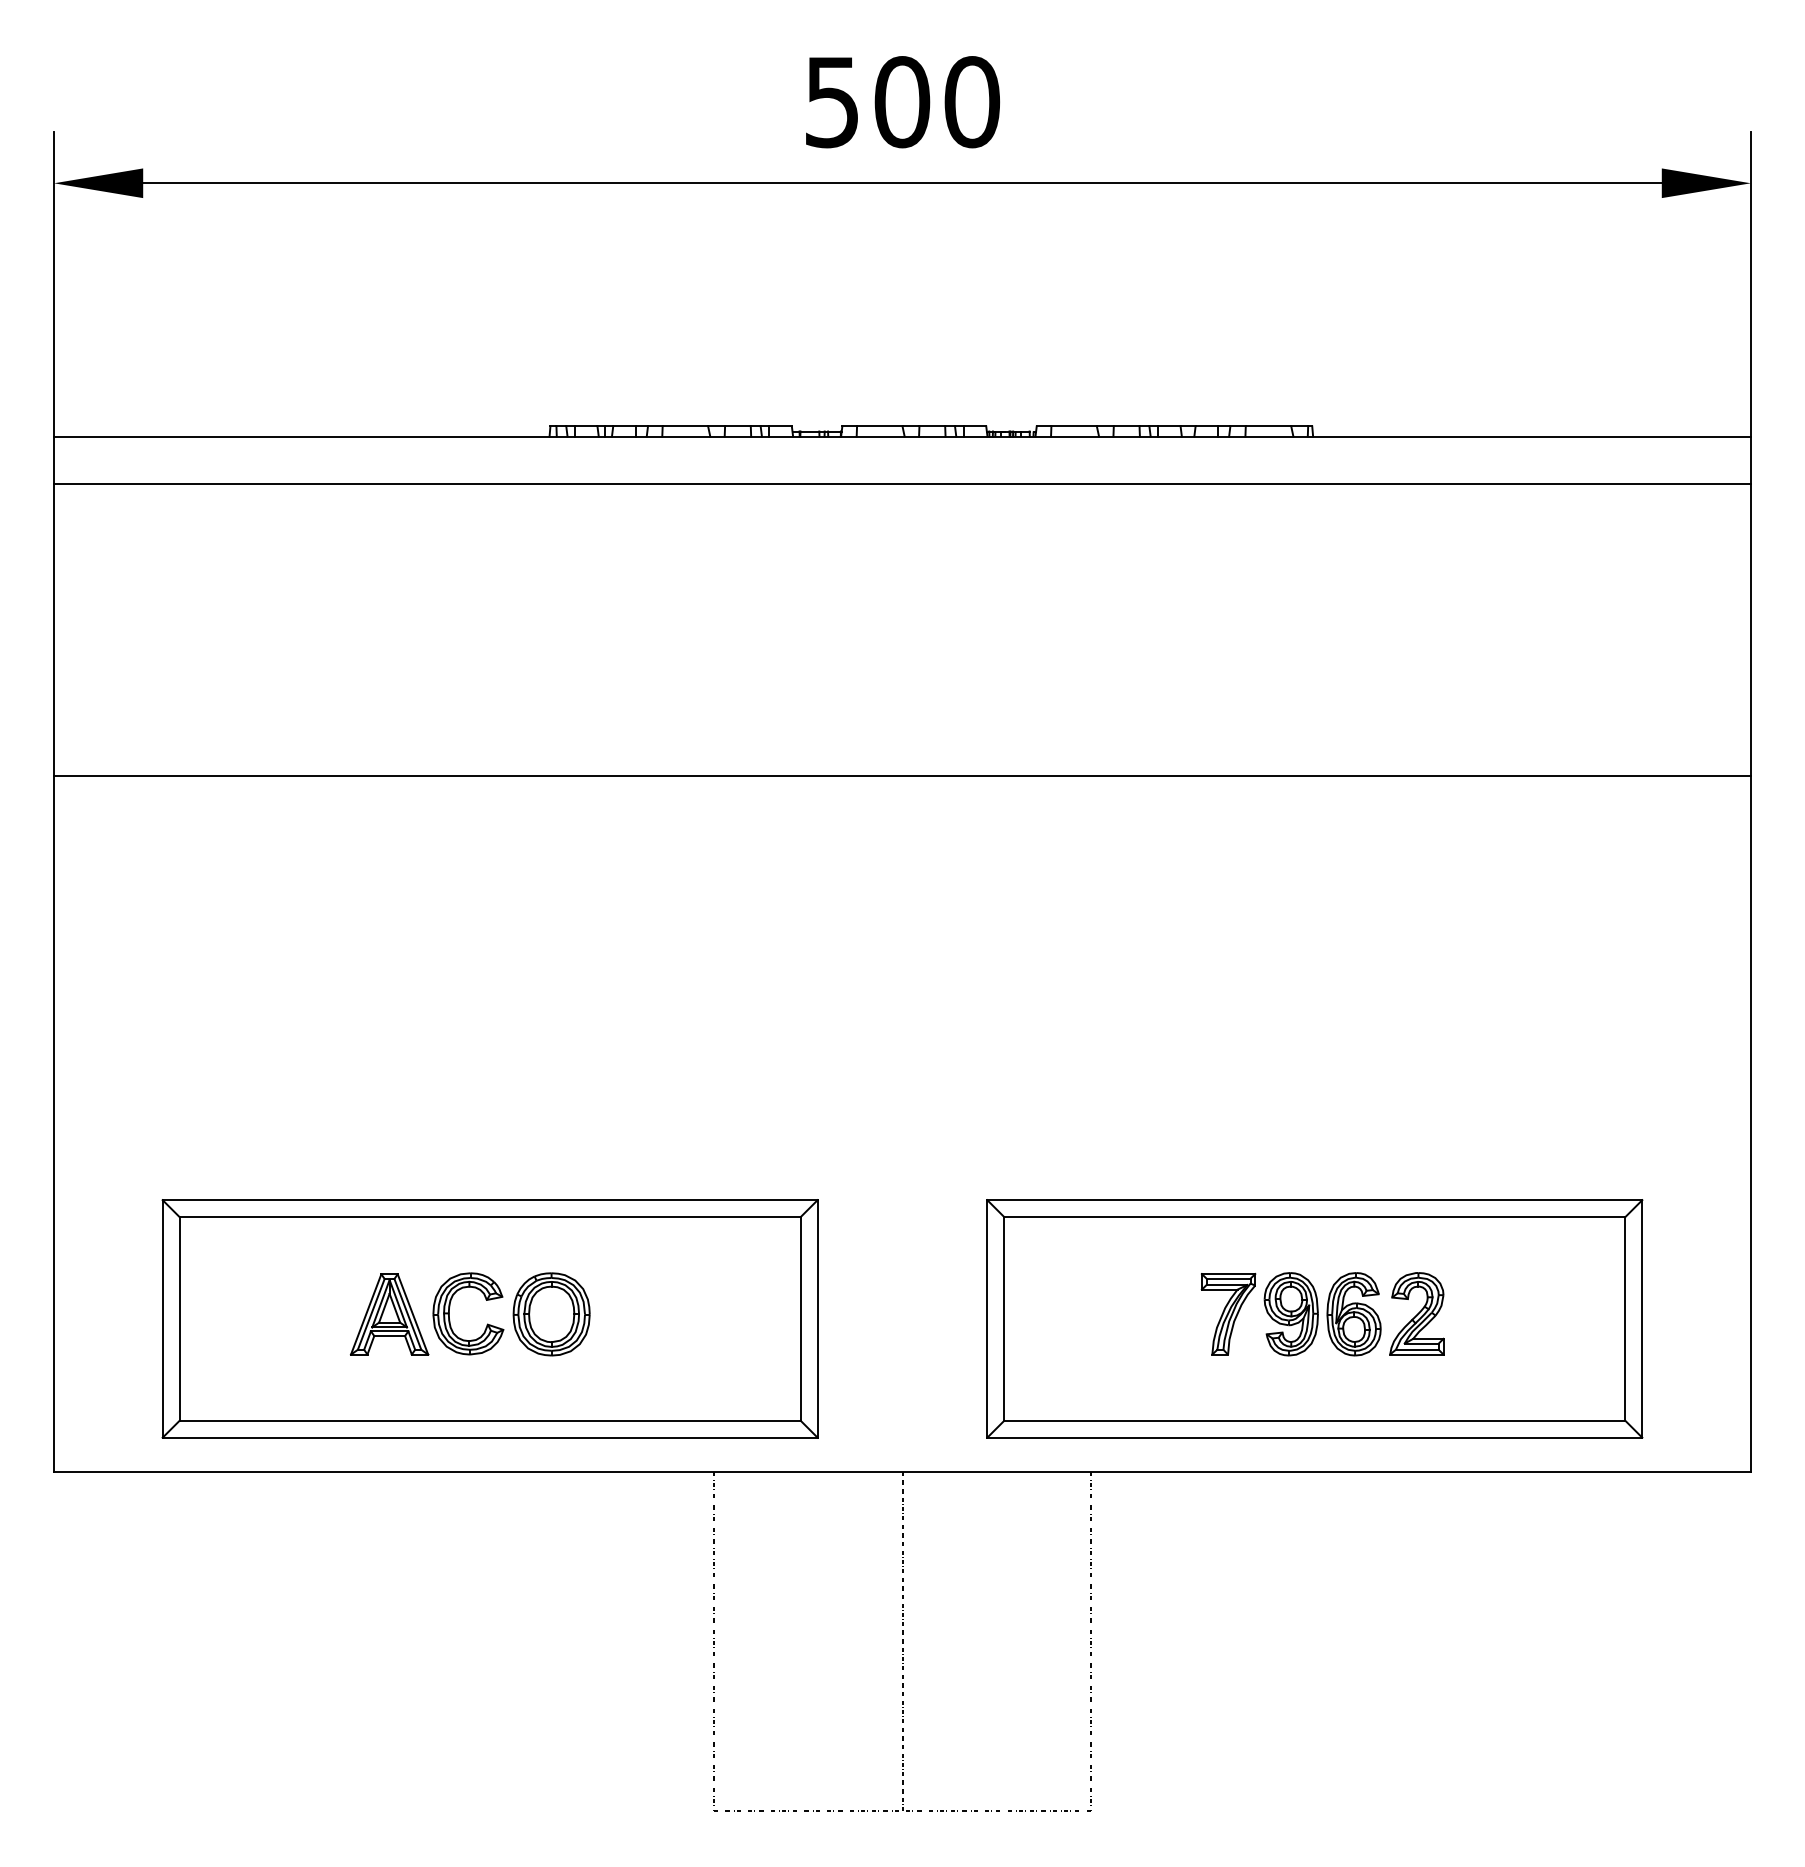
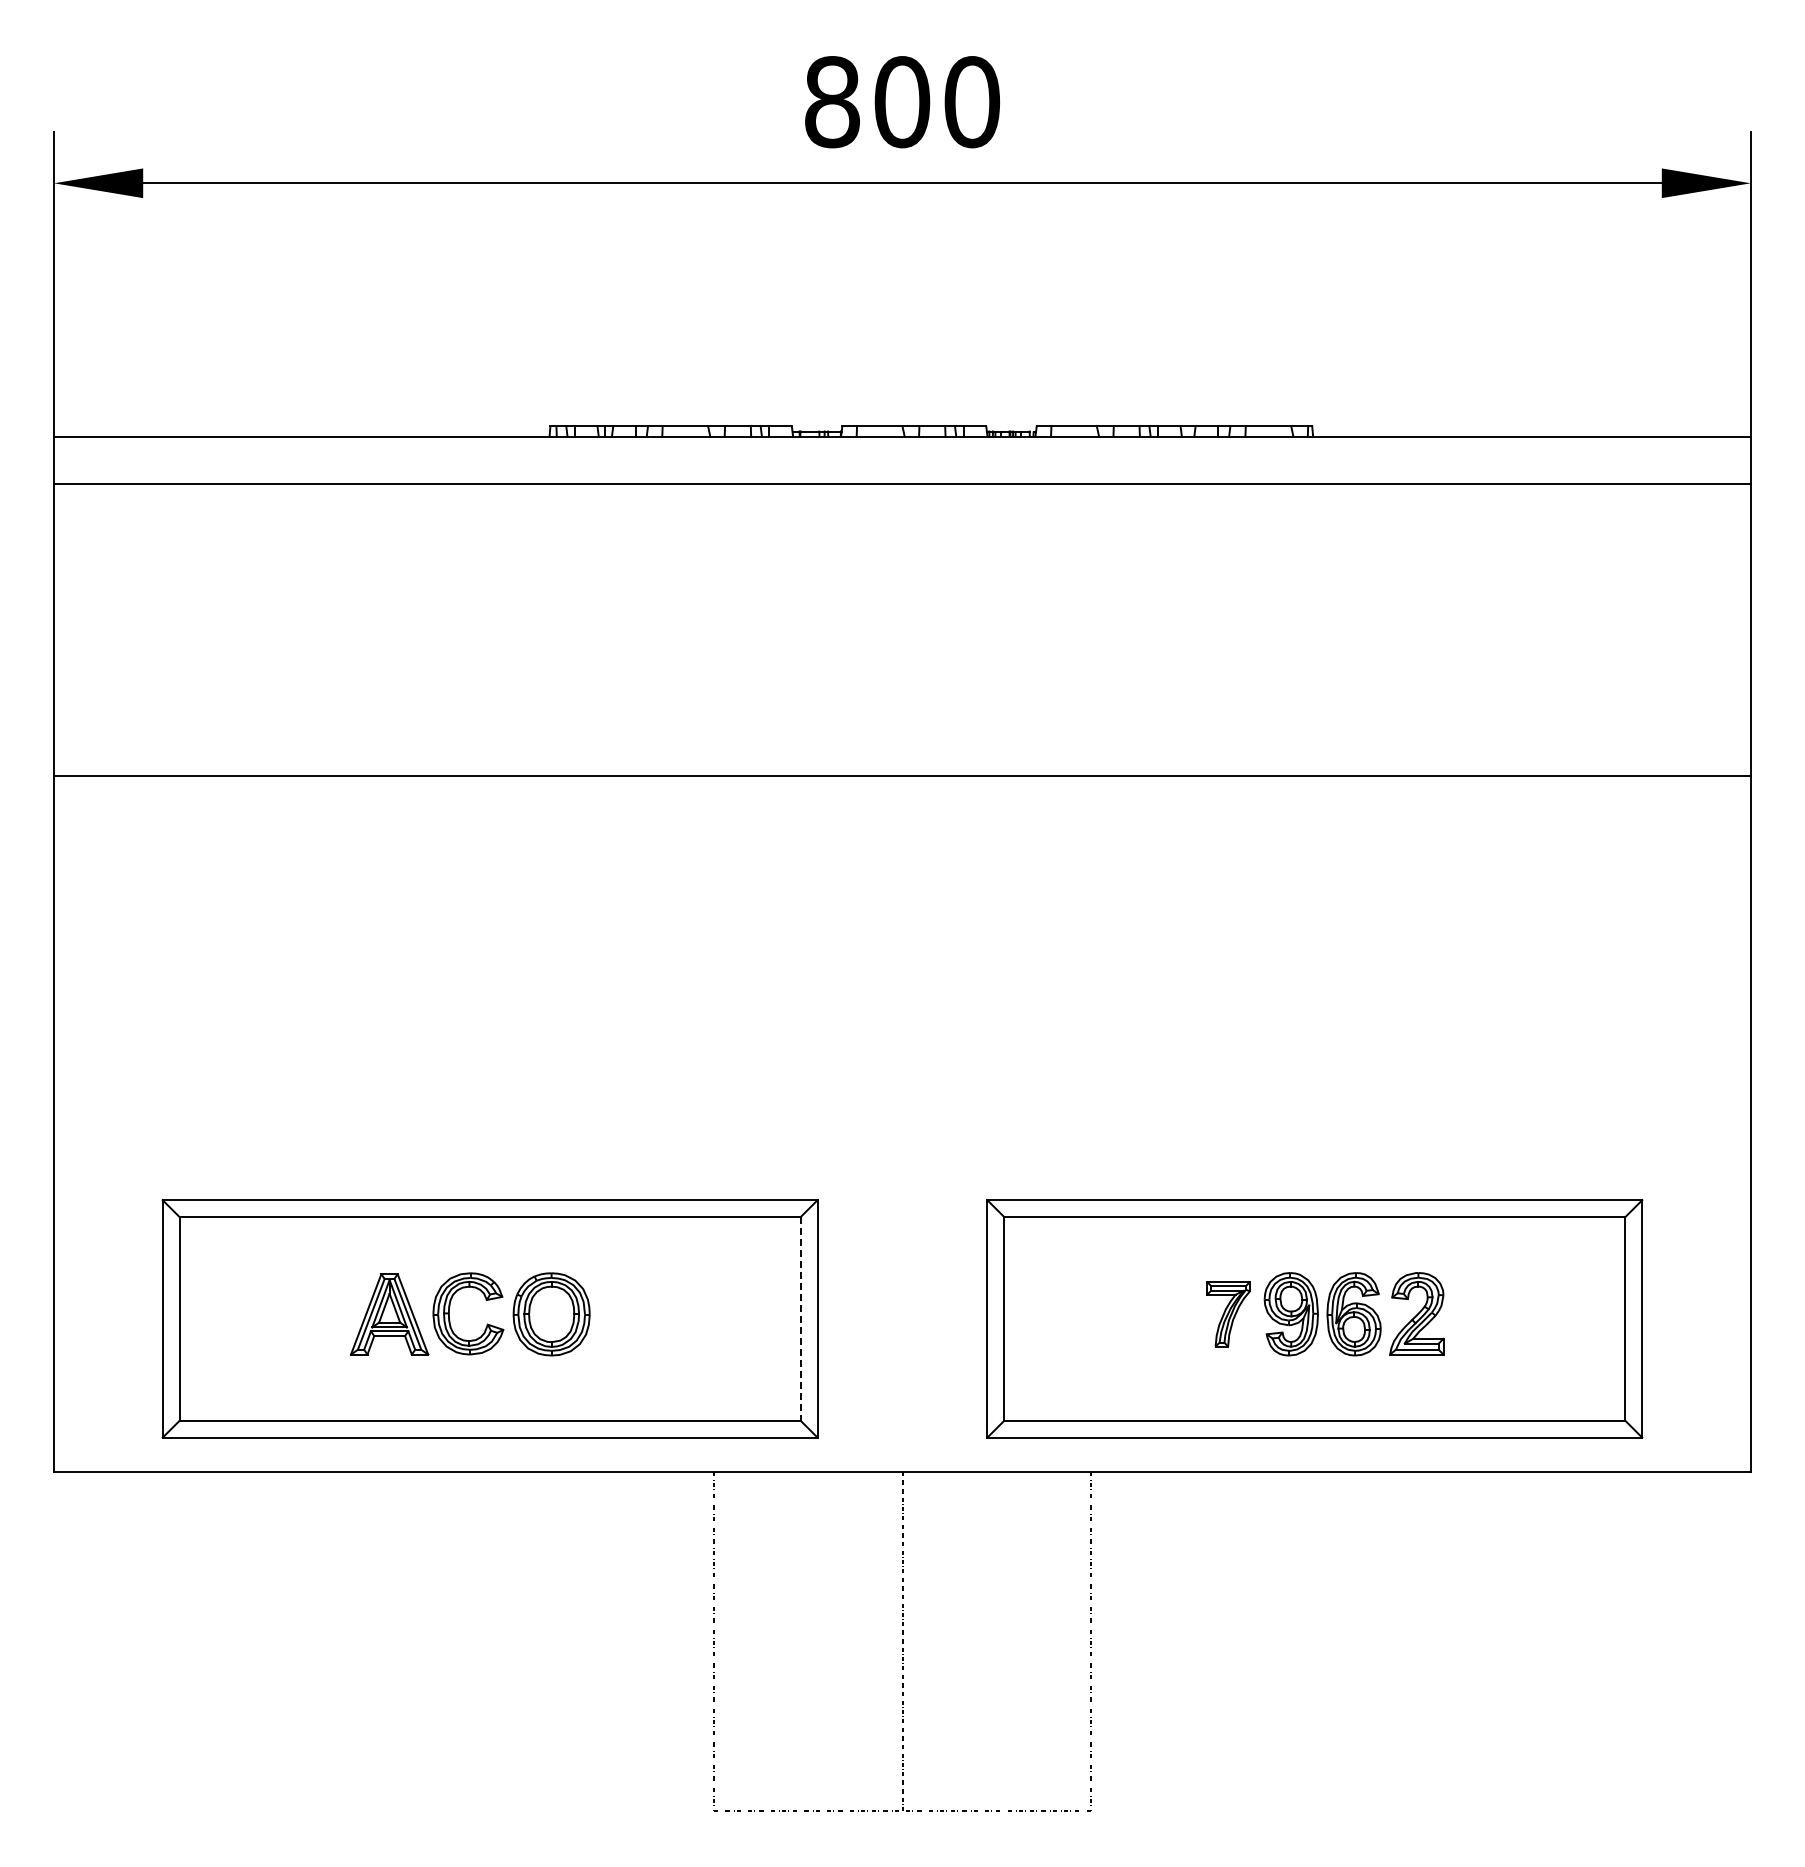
text: 500 -> 800 (832, 102)
part size: 57x83 px -> 45x67 px (1228, 1314)
line: solid -> dashed (800, 1318)
